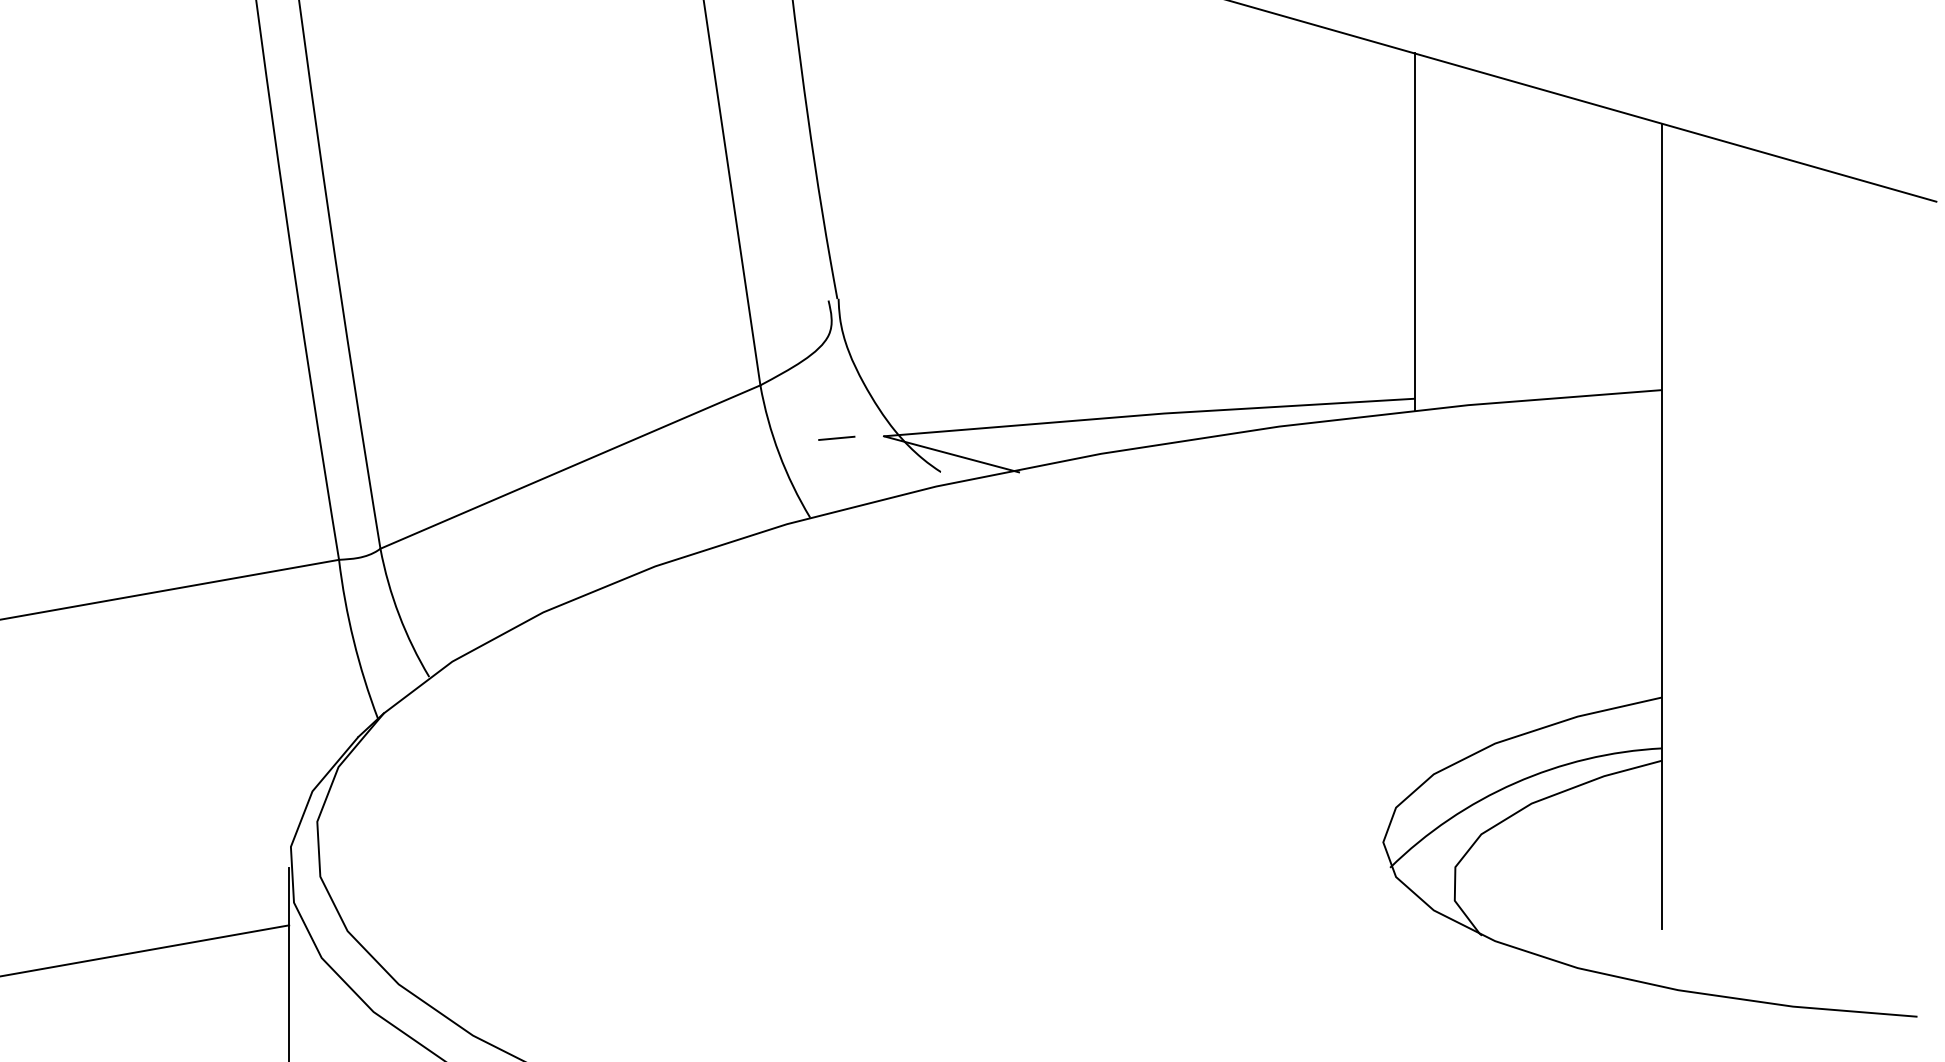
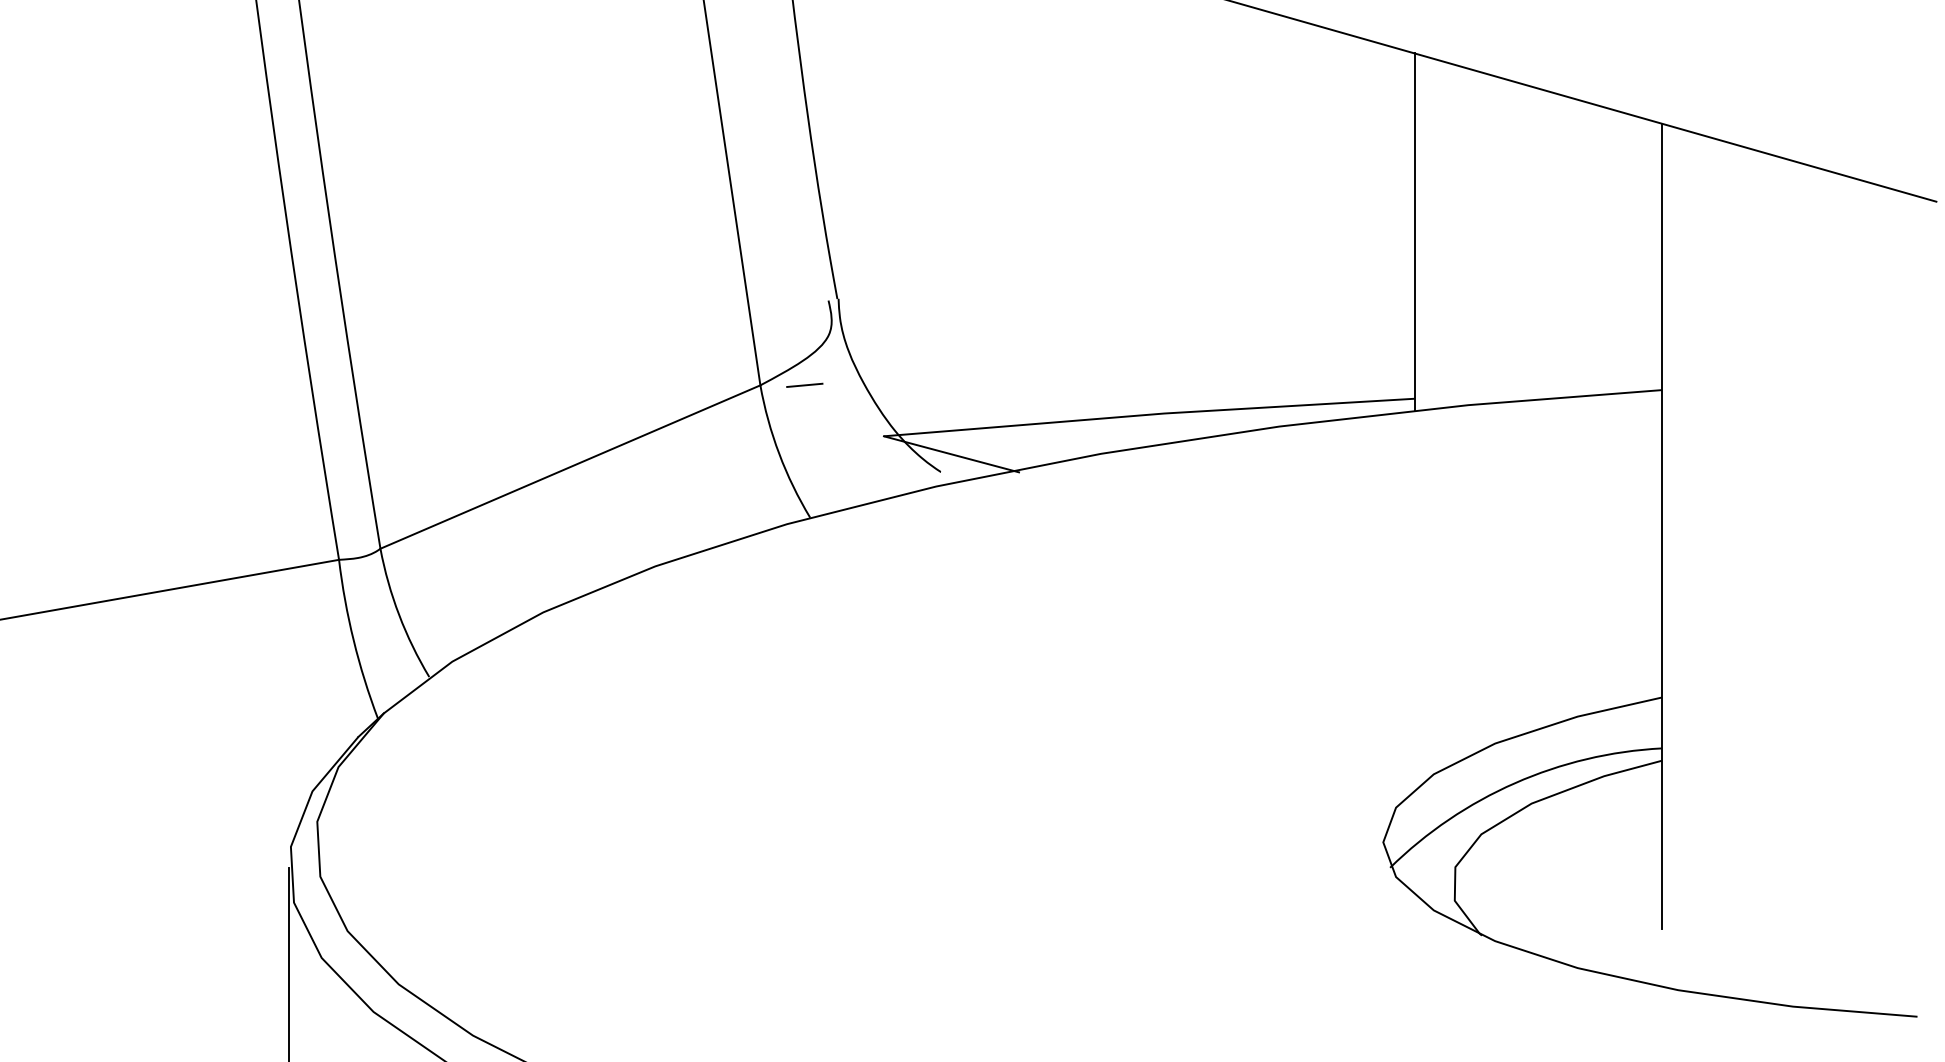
line position: (836, 437) -> (804, 384) (804, 384)
line: present -> none (145, 950)
